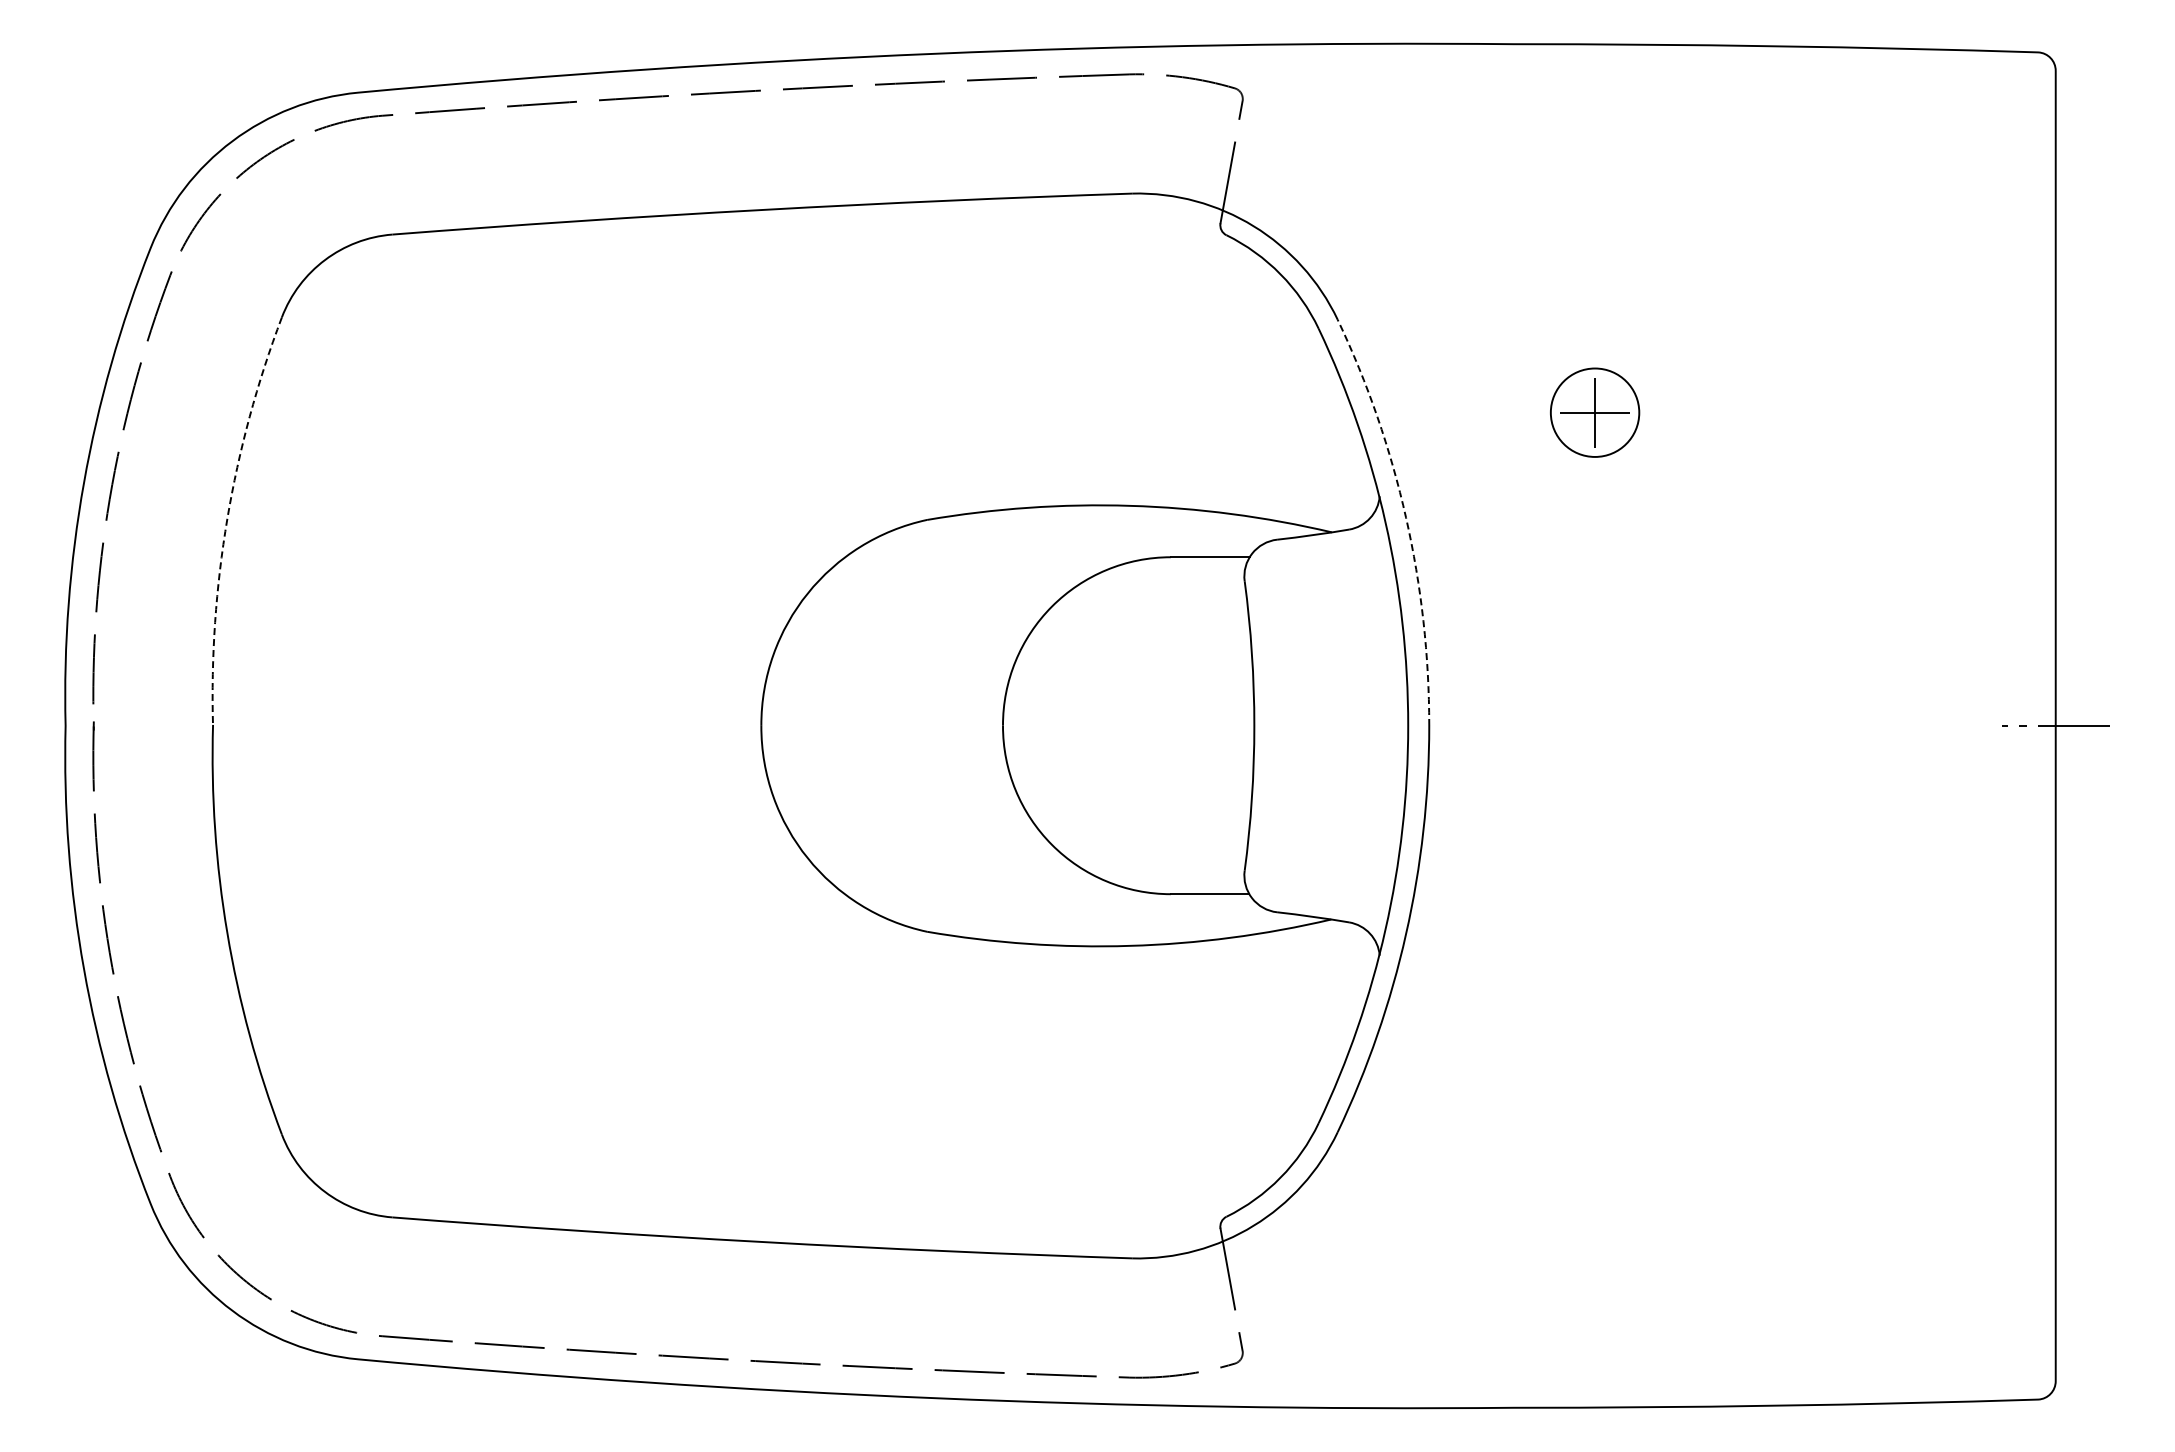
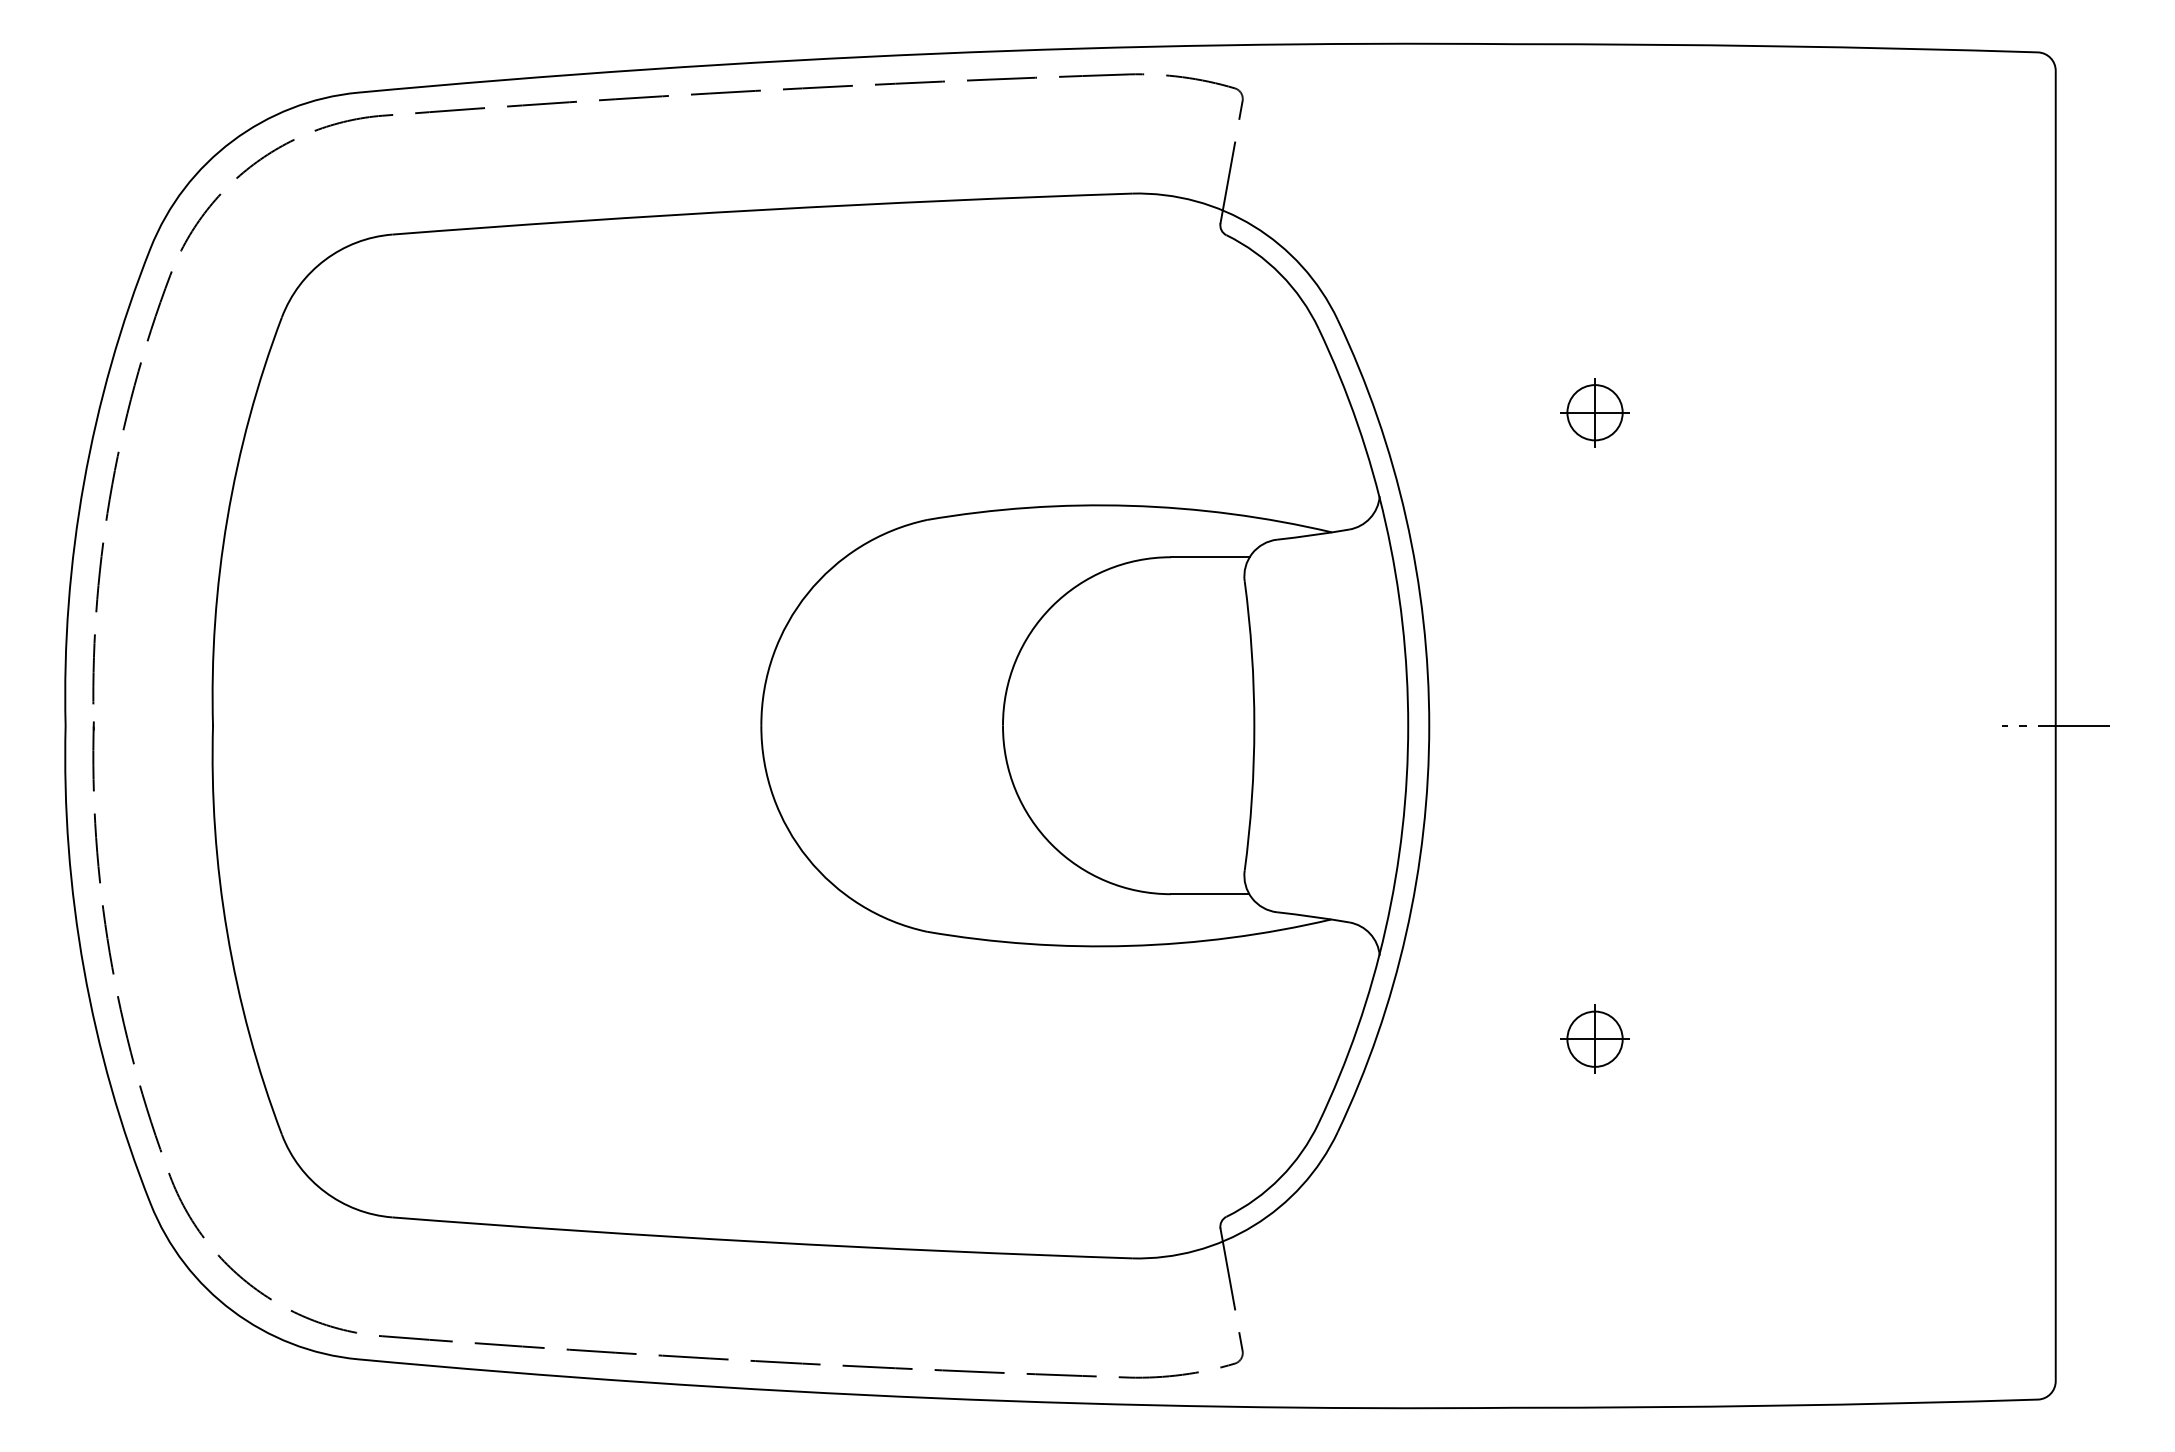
circle diameter: 88 px -> 55 px (1594, 412)
arc: dashed -> solid (1406, 517)
arc: dashed -> solid (227, 518)
part: none -> present (1594, 1038)
